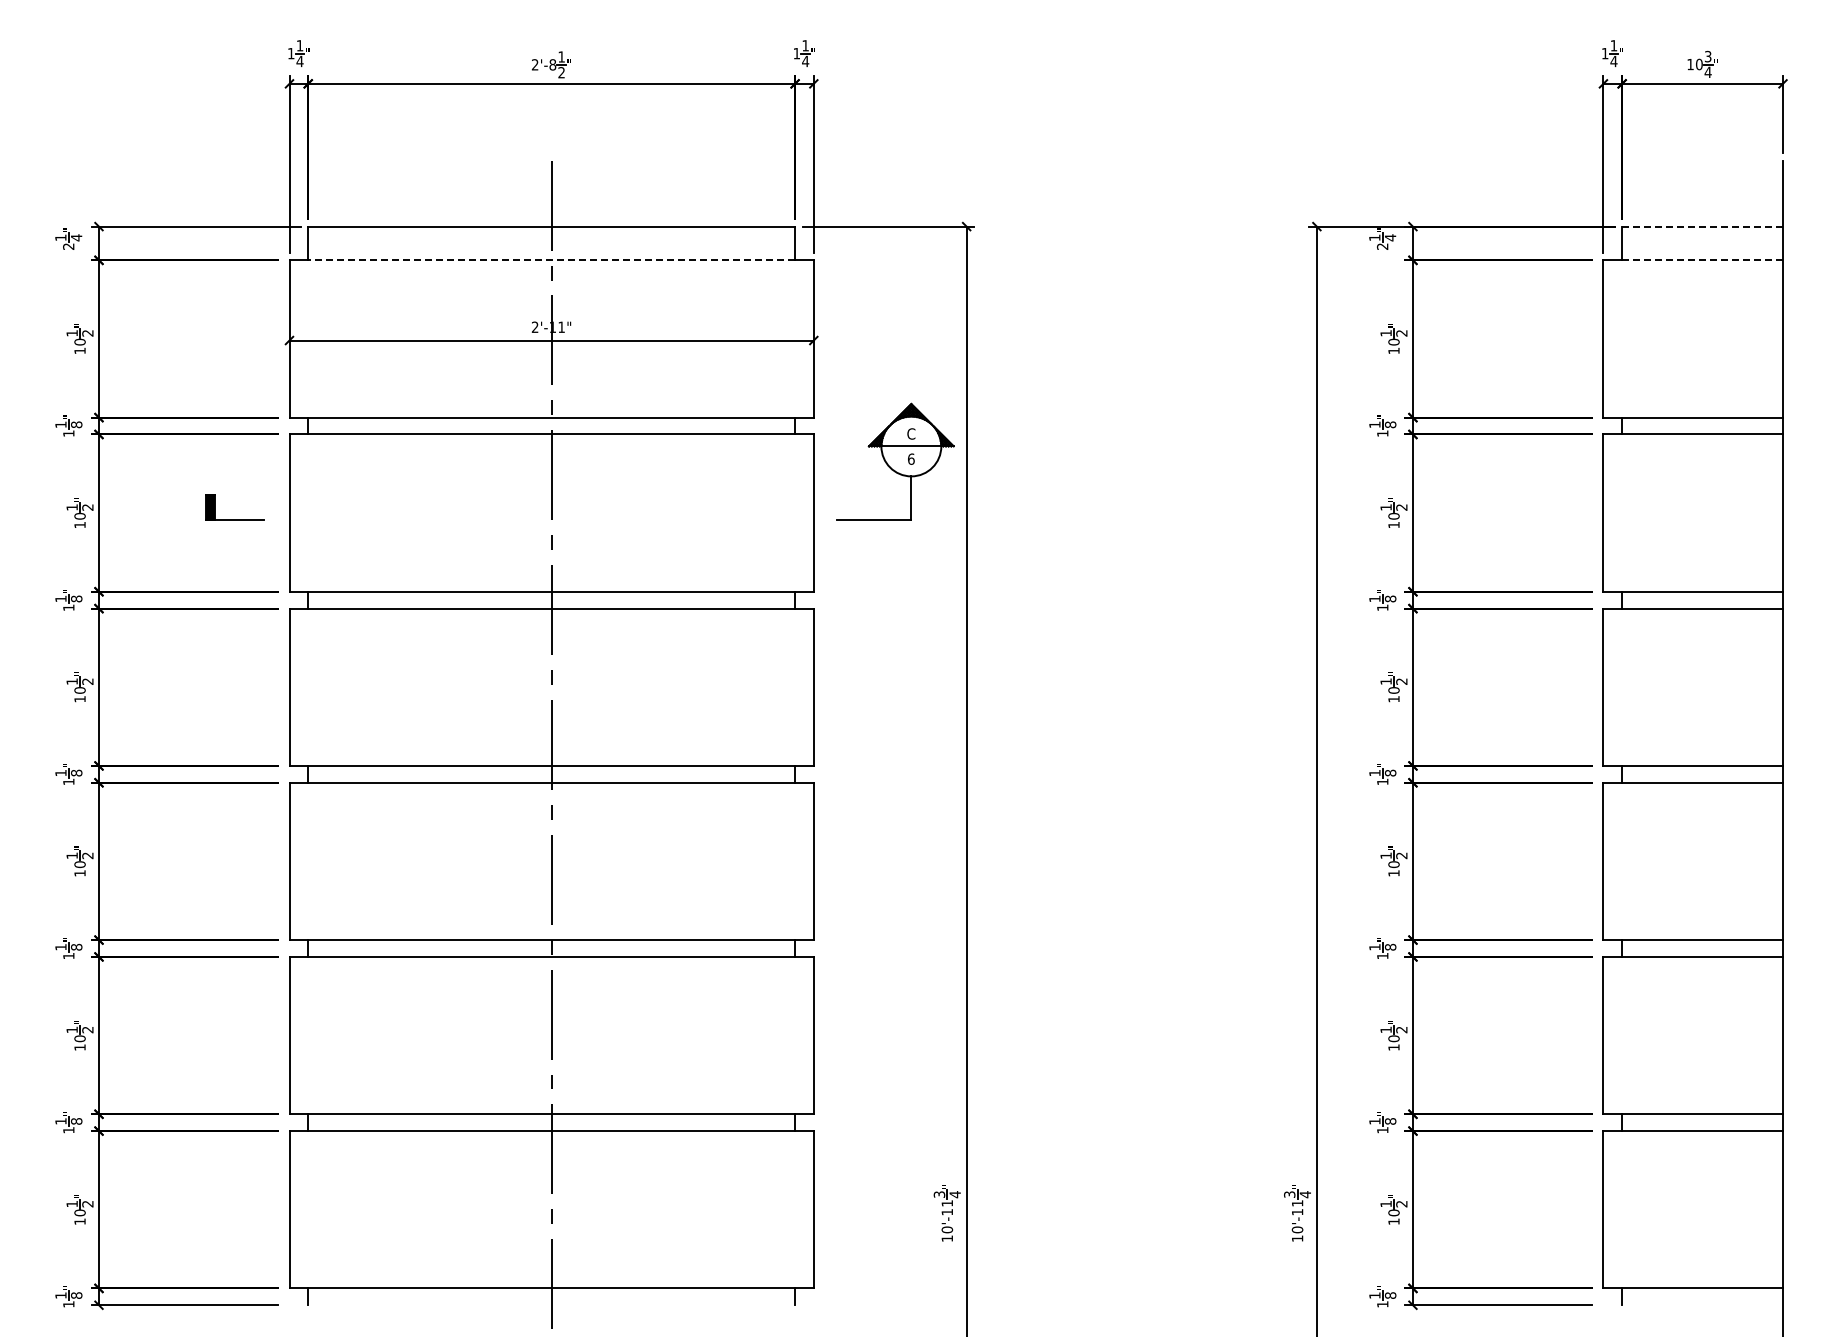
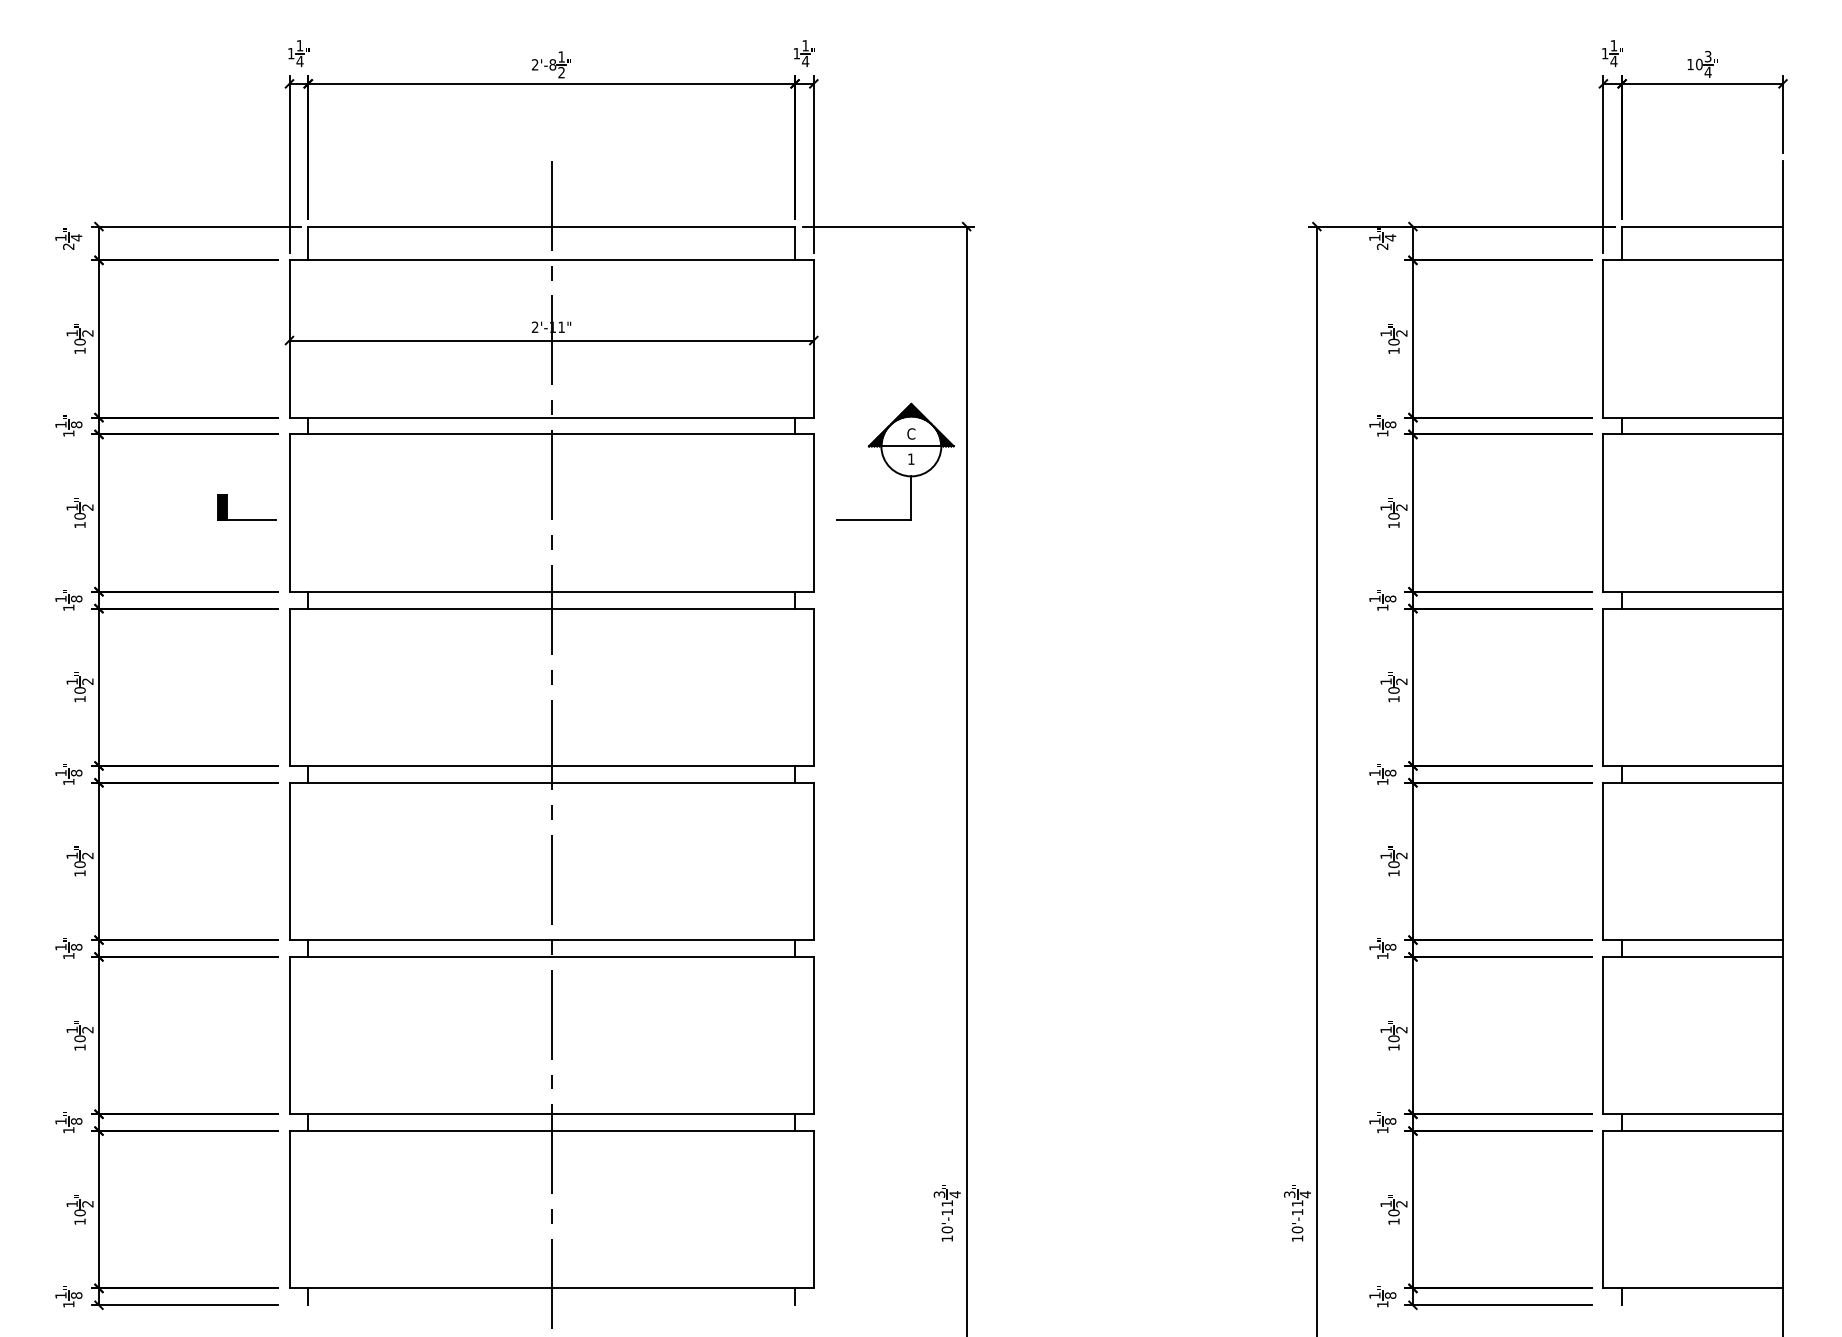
line: dashed -> solid (1702, 226)
line: dashed -> solid (551, 260)
line: dashed -> solid (1702, 260)
text: 6 -> 1 (911, 458)
part position: (234, 519) -> (246, 519) (246, 519)
